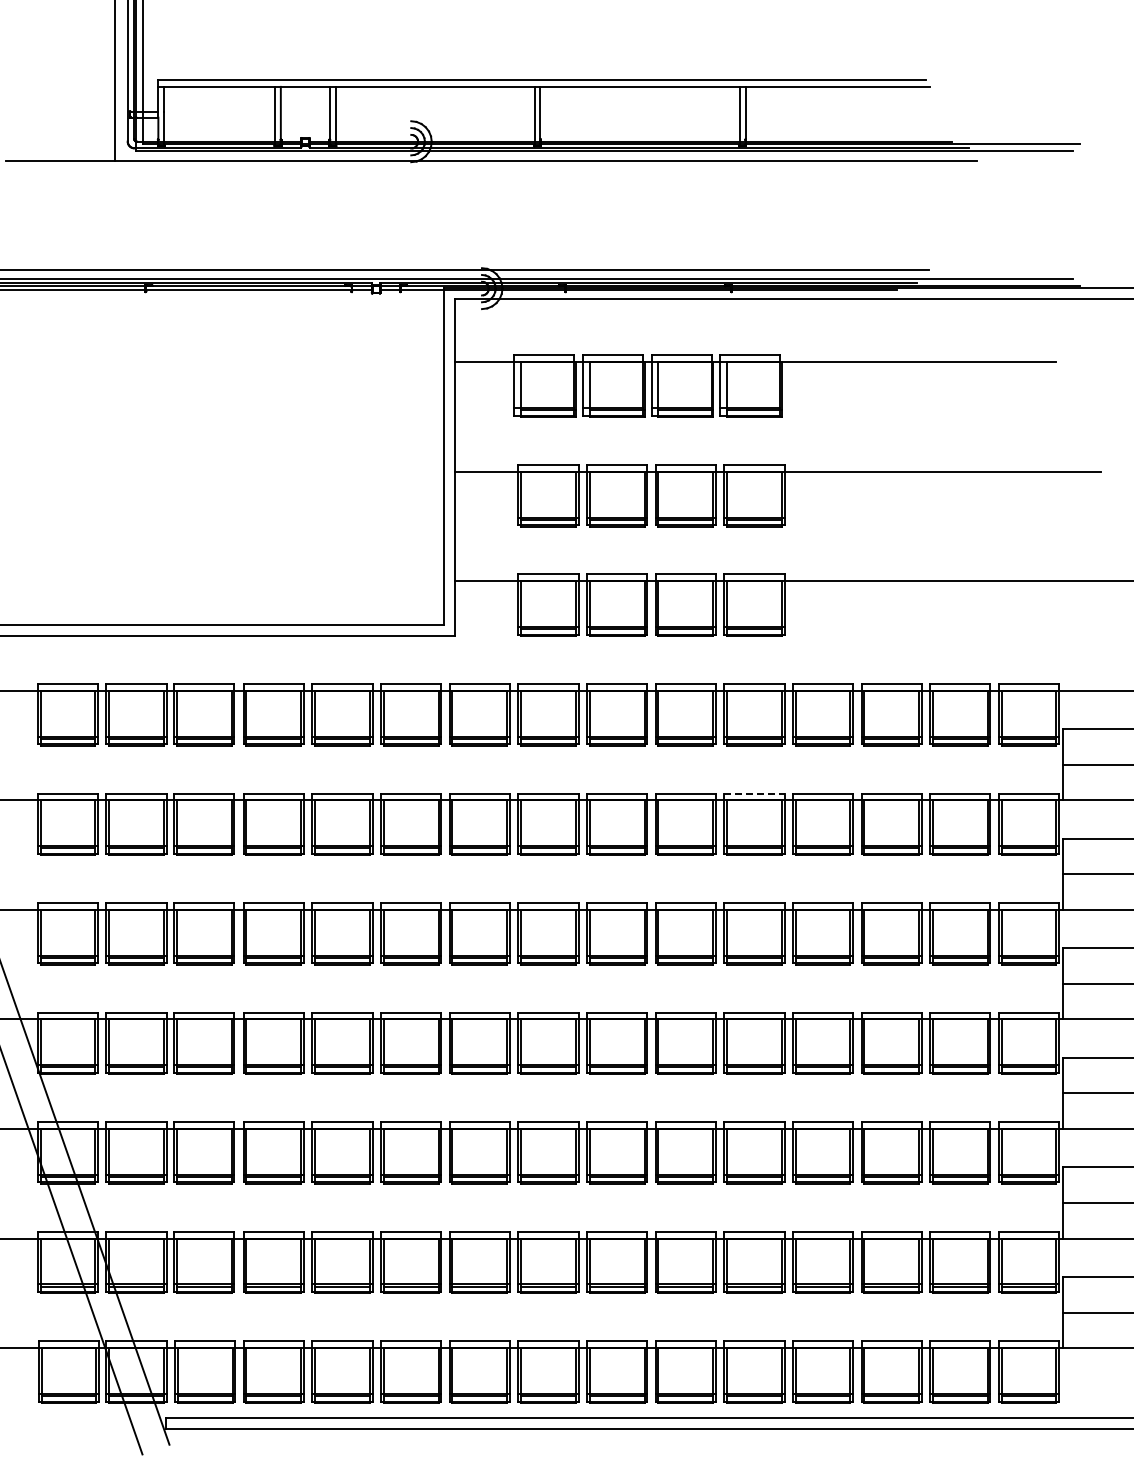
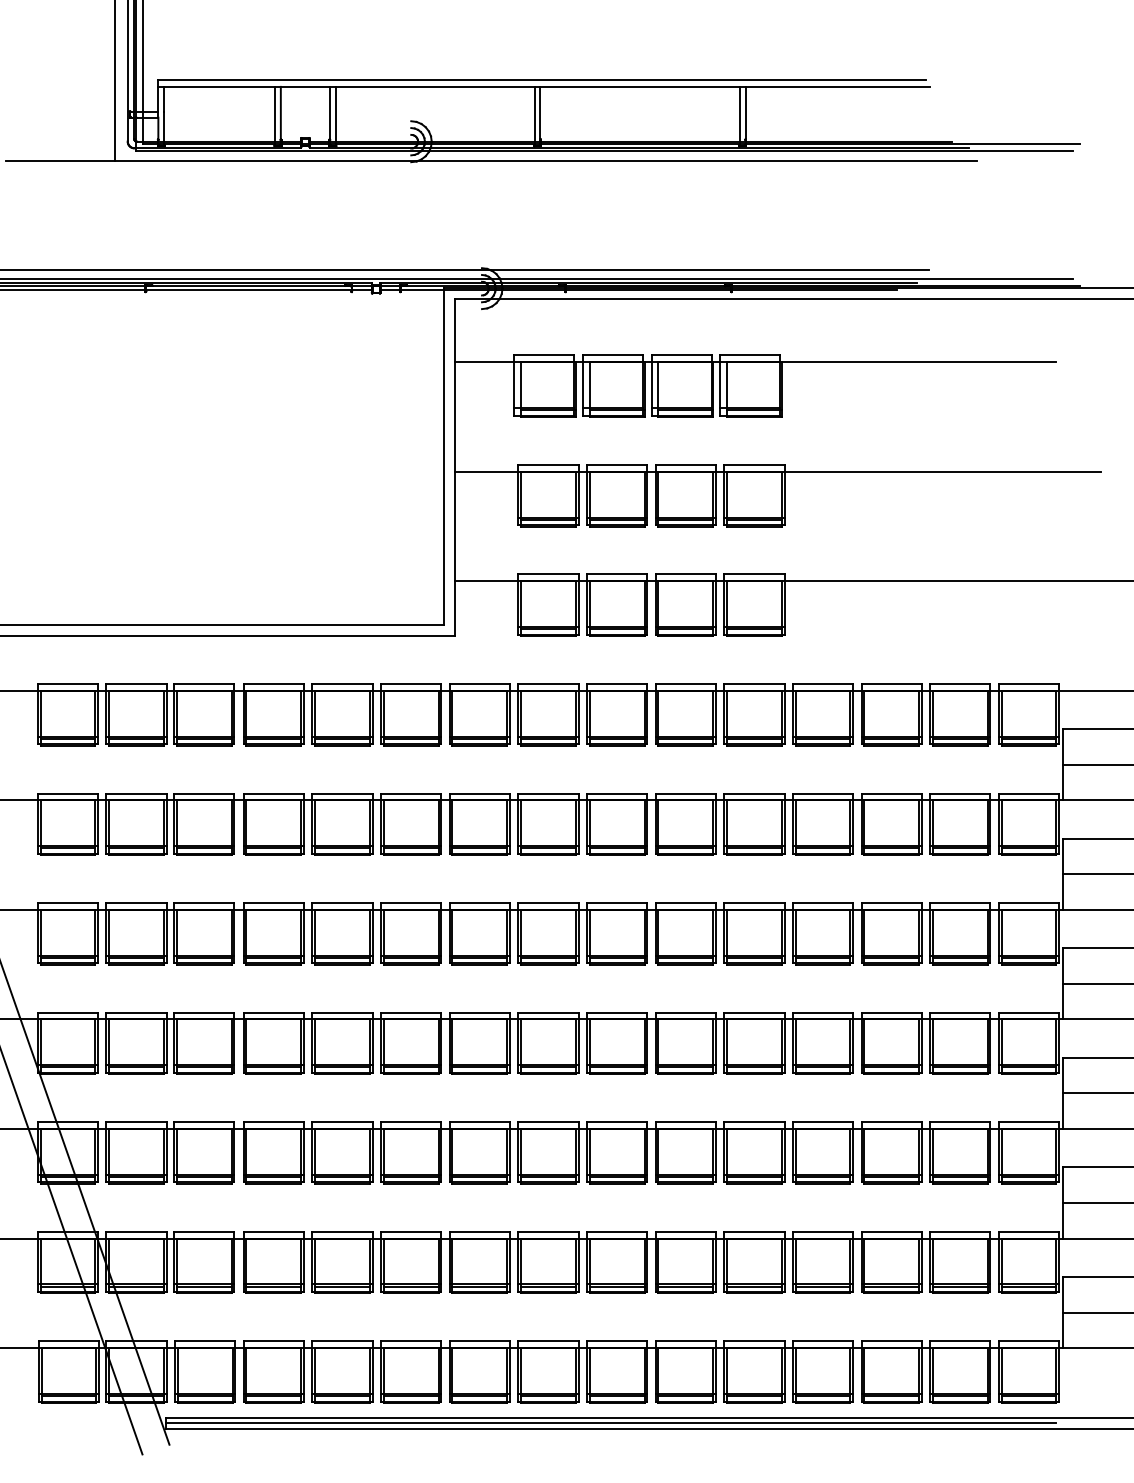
line: dashed -> solid (754, 793)
line: none -> present (610, 1423)
